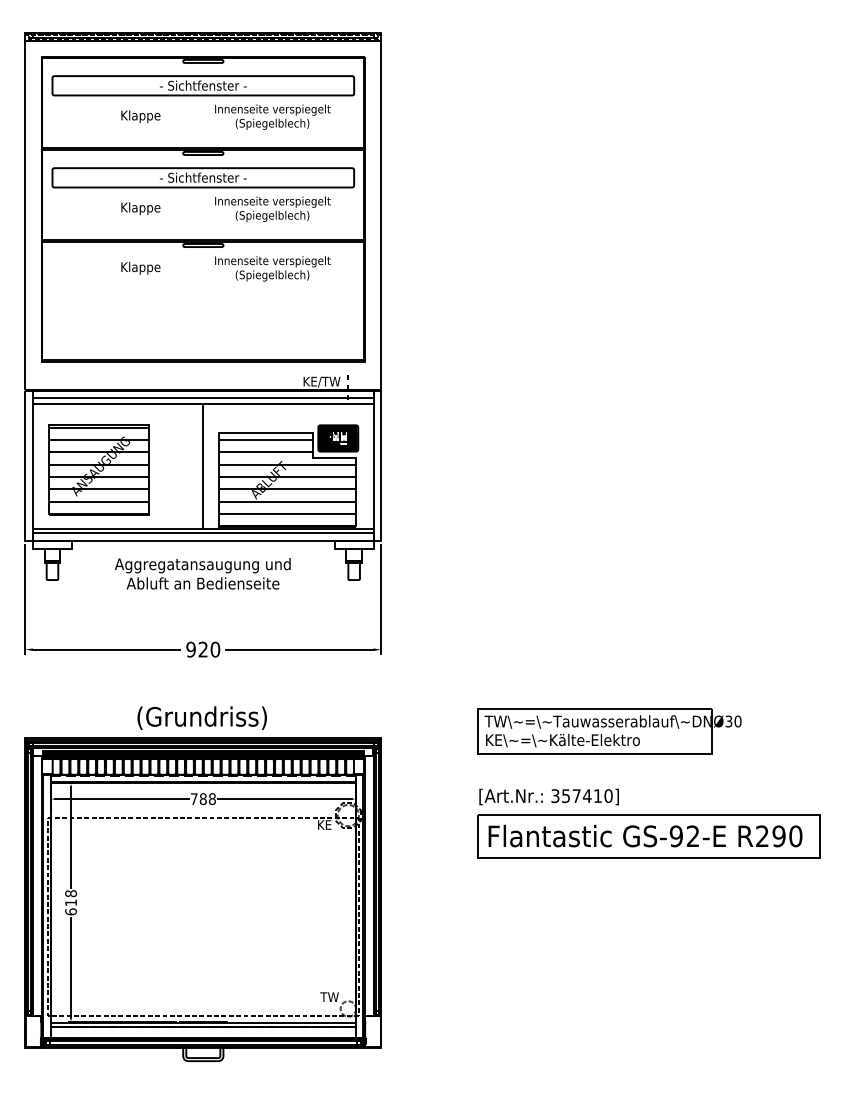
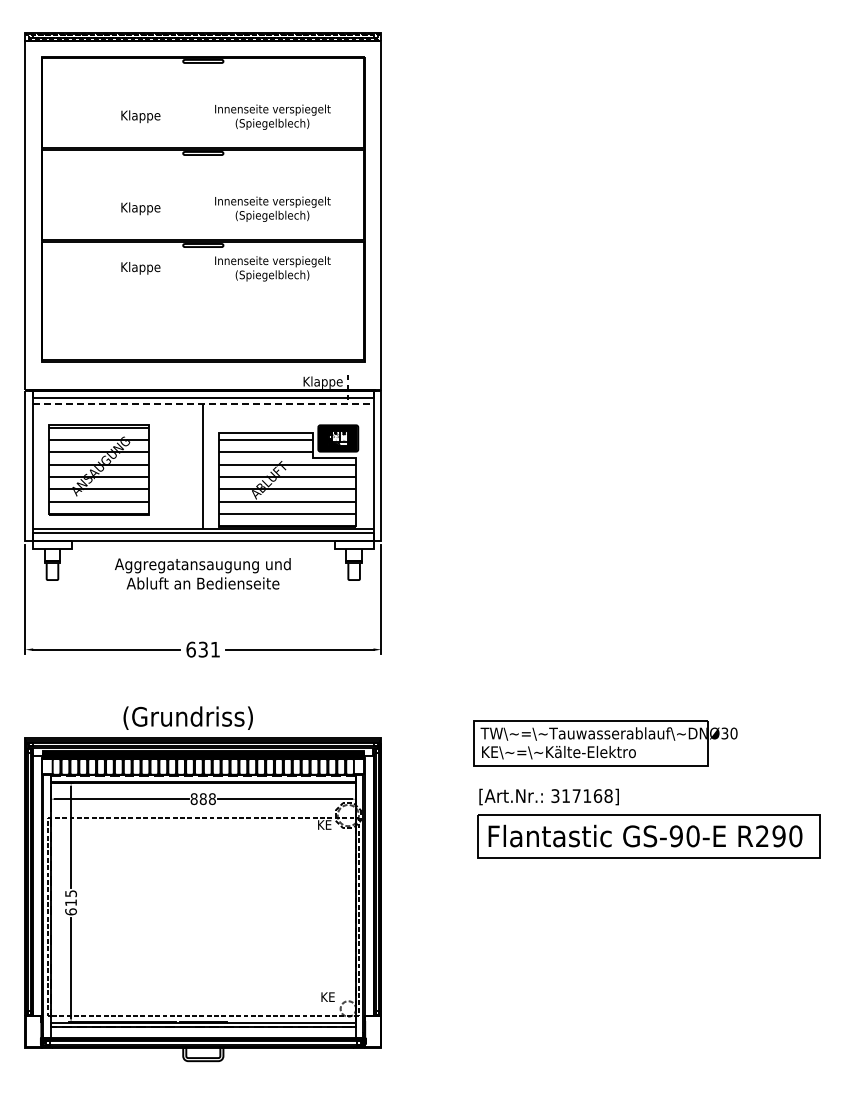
part: present -> none (203, 85)
part: present -> none (203, 177)
text: KE/TW -> Klappe (326, 382)
line: solid -> dashed (203, 404)
text: 920 -> 631 (203, 649)
text position: (201, 717) -> (187, 717) (187, 717)
part position: (609, 731) -> (605, 743) (605, 743)
text: 357410] -> 317168] (587, 796)
text: 788 -> 888 (193, 799)
text: GS-92-E -> GS-90-E (692, 836)
text: 618 -> 615 (70, 893)
text: TW -> KE (329, 996)
